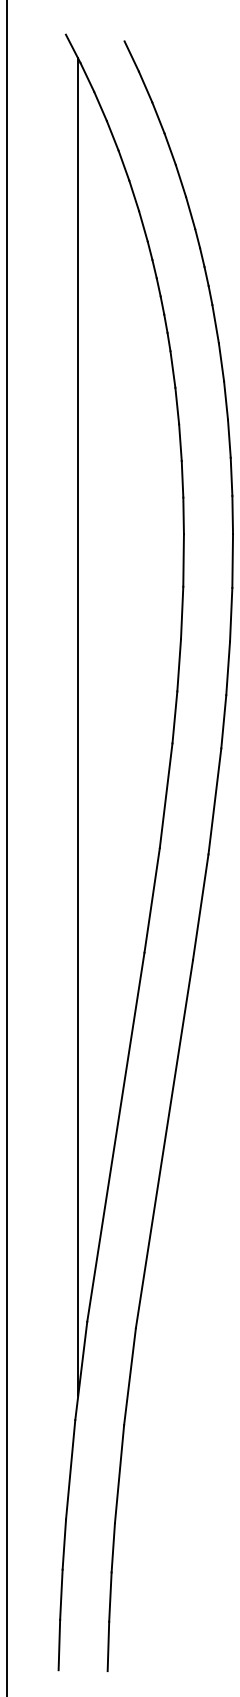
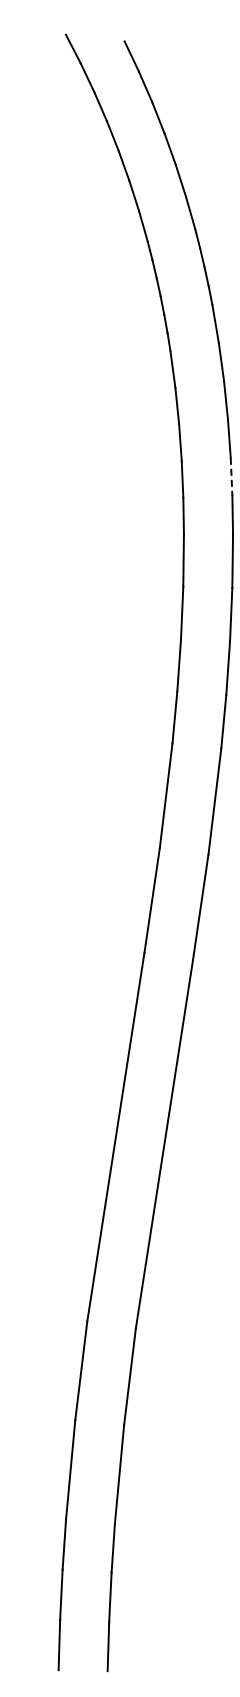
line: solid -> dashed (231, 477)
line: present -> none (78, 726)
line: present -> none (6, 847)
